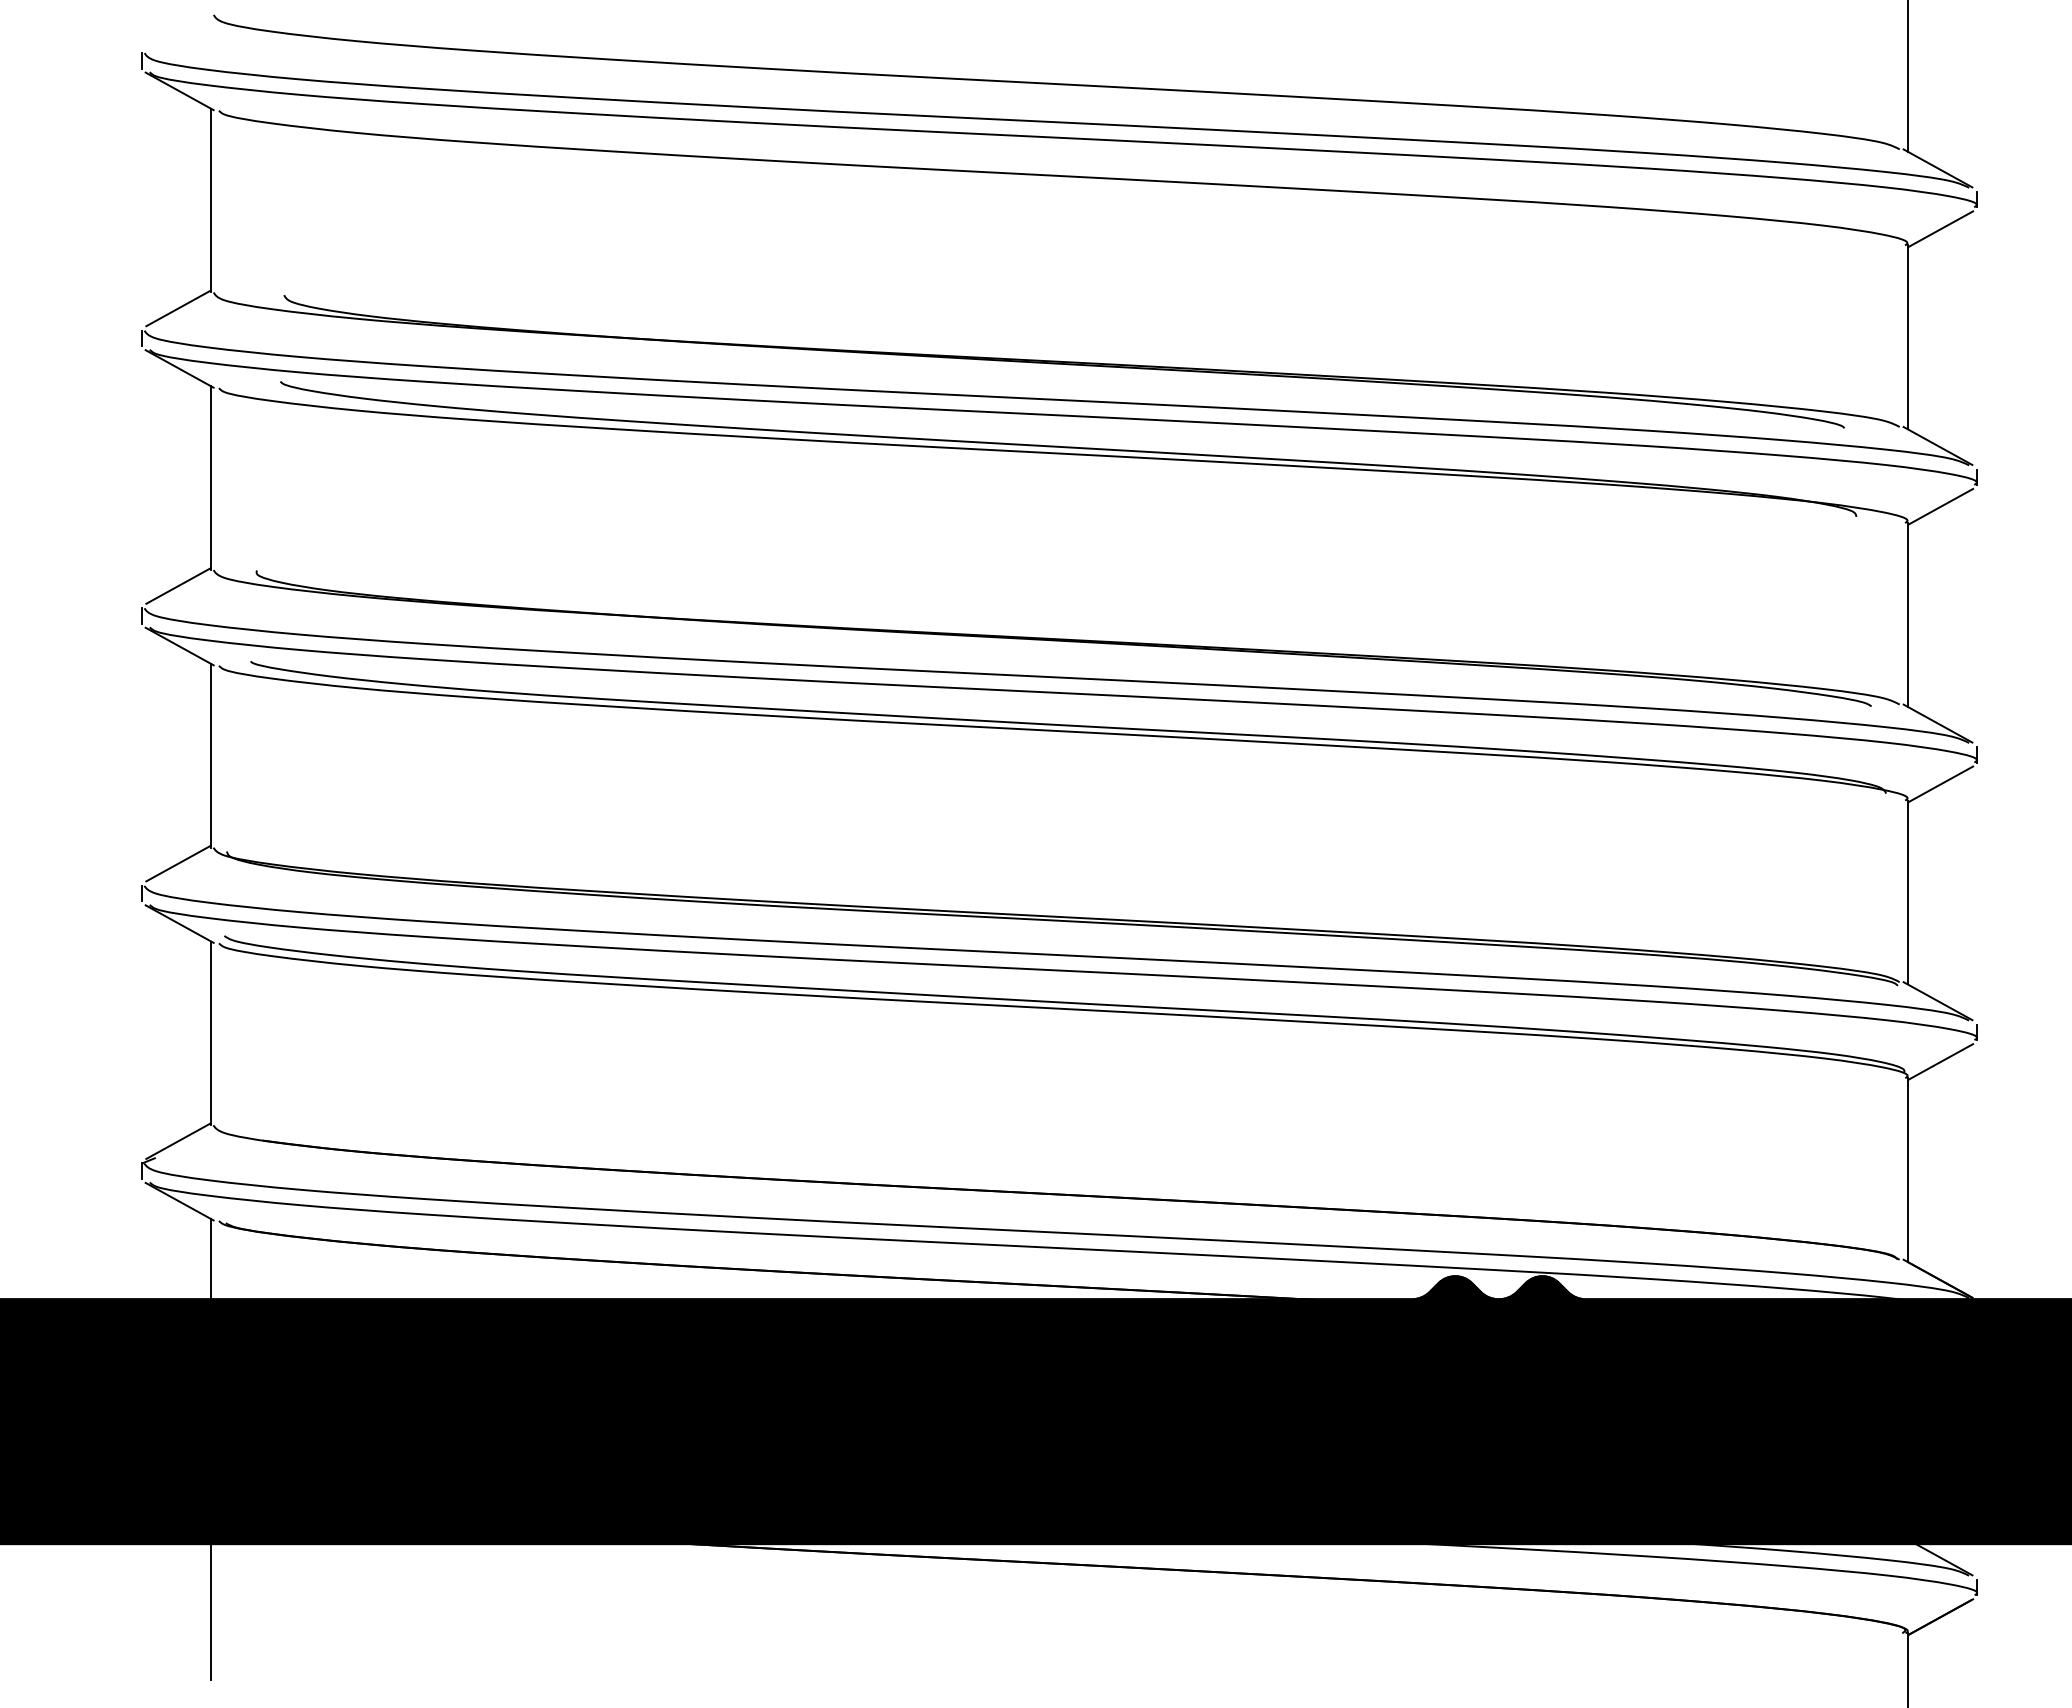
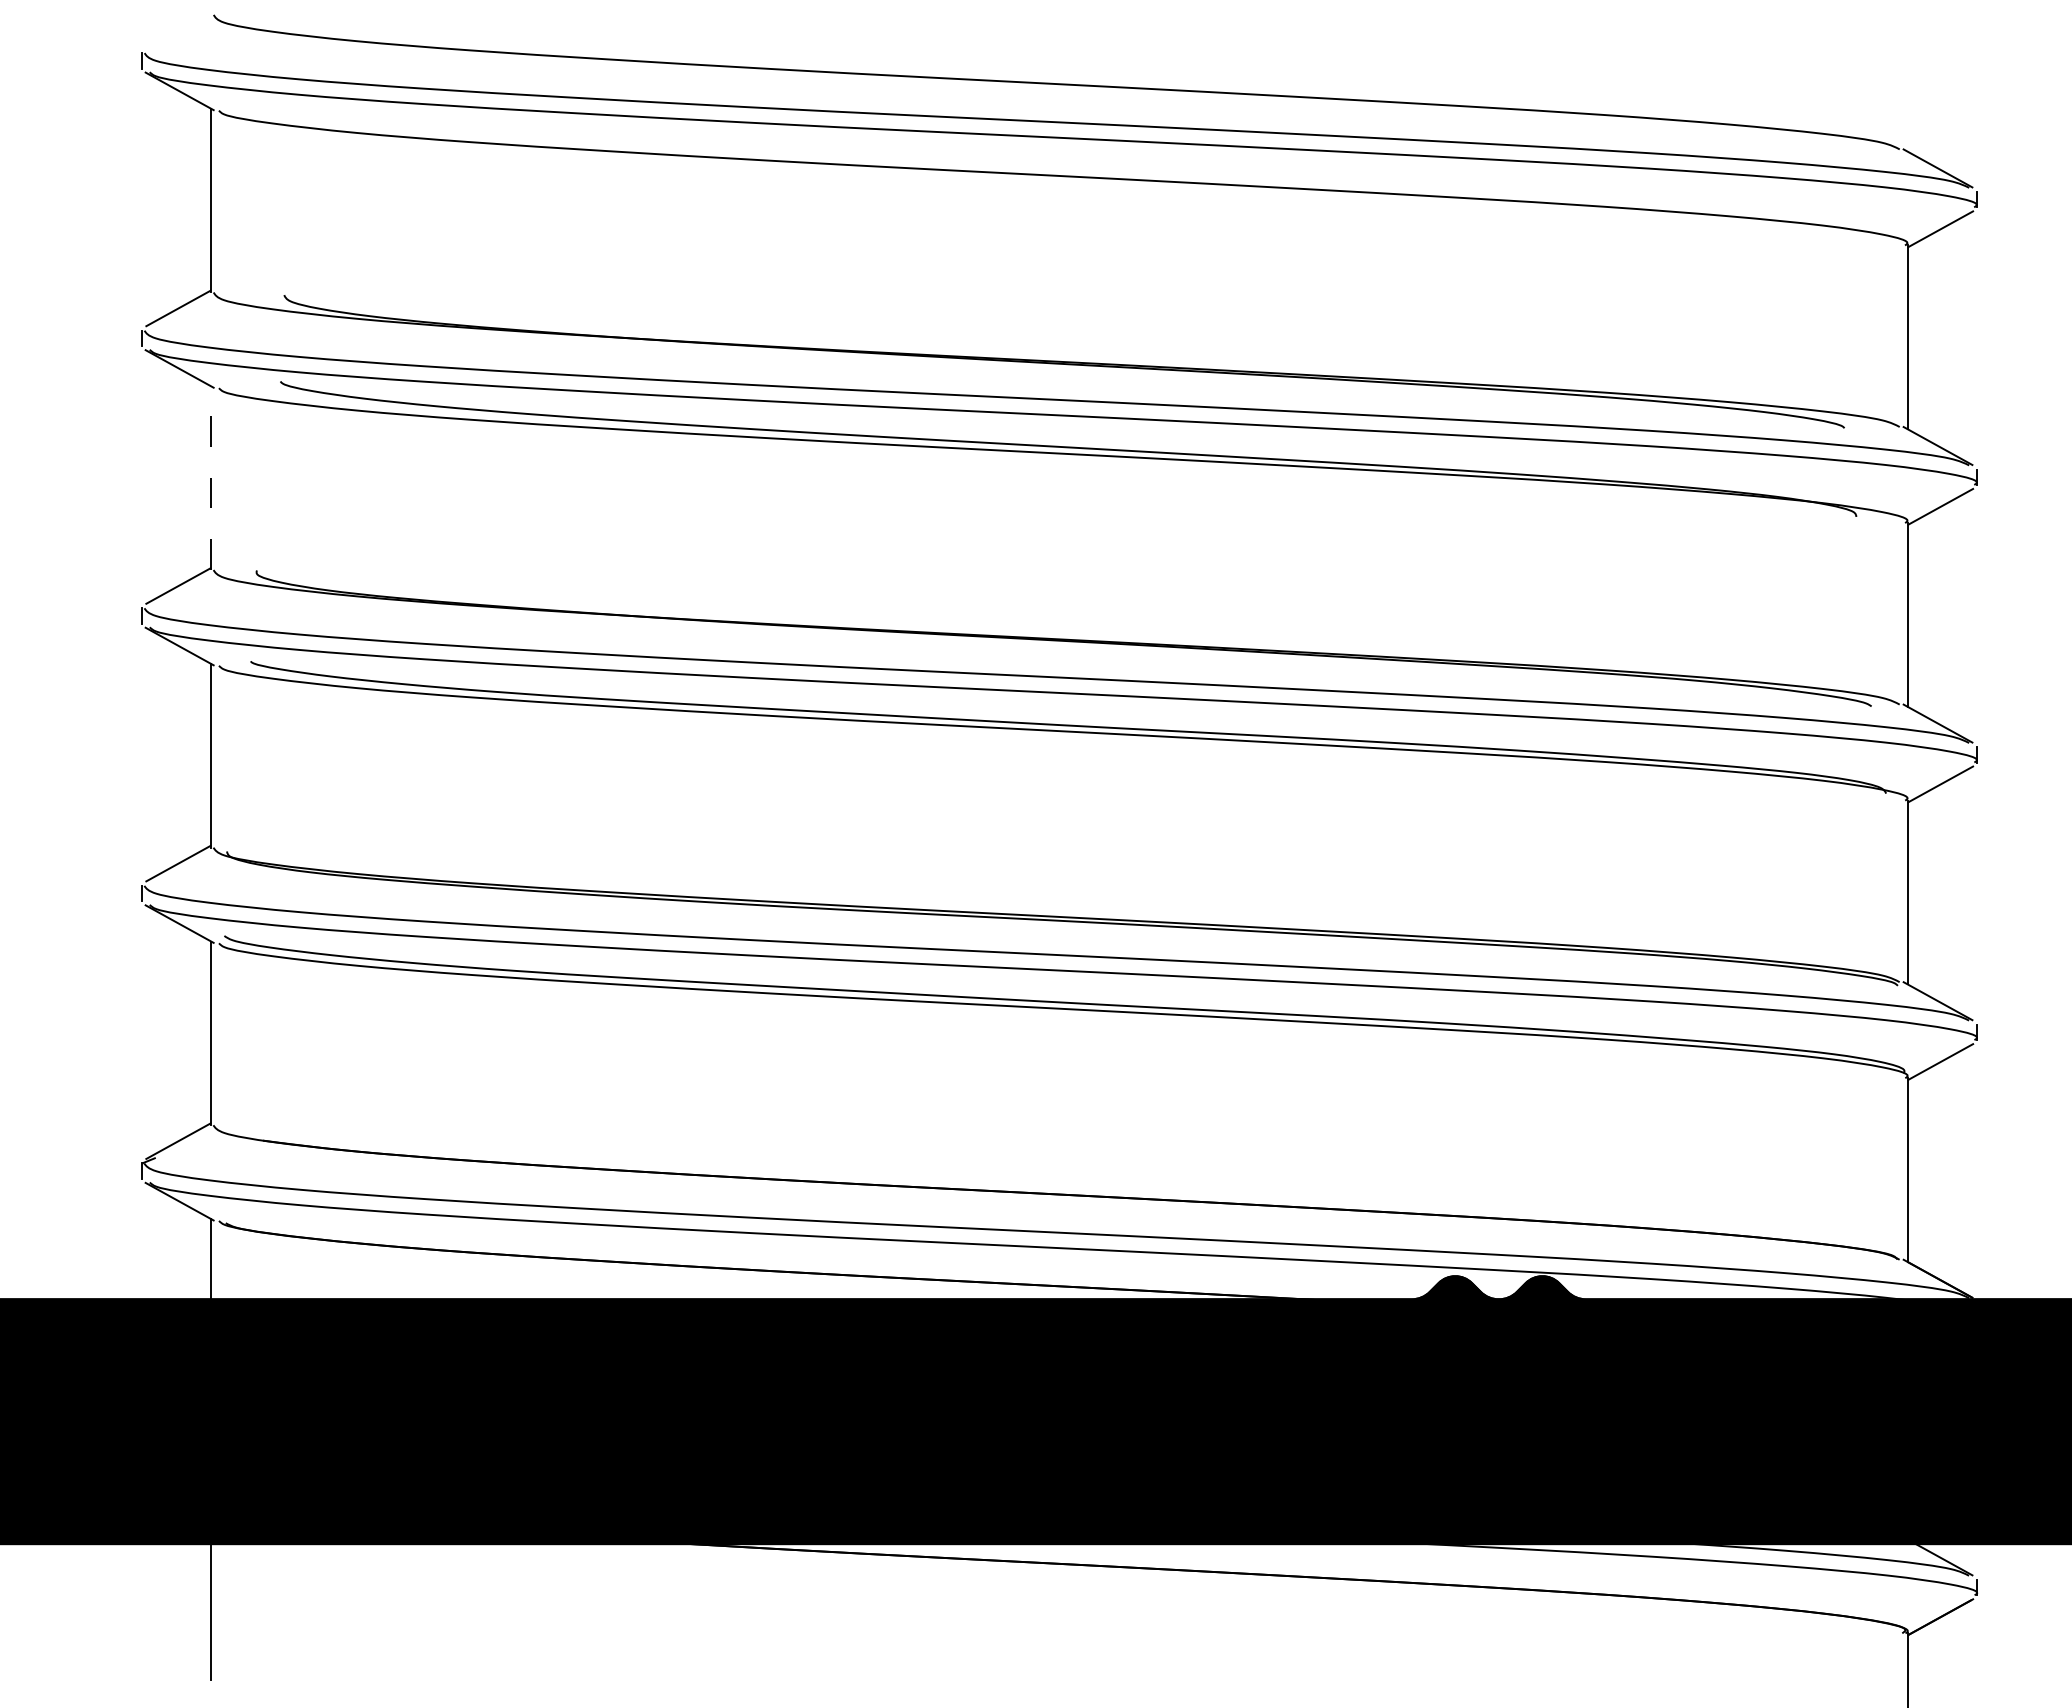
line: present -> none (1907, 76)
line: solid -> dashed (211, 478)
